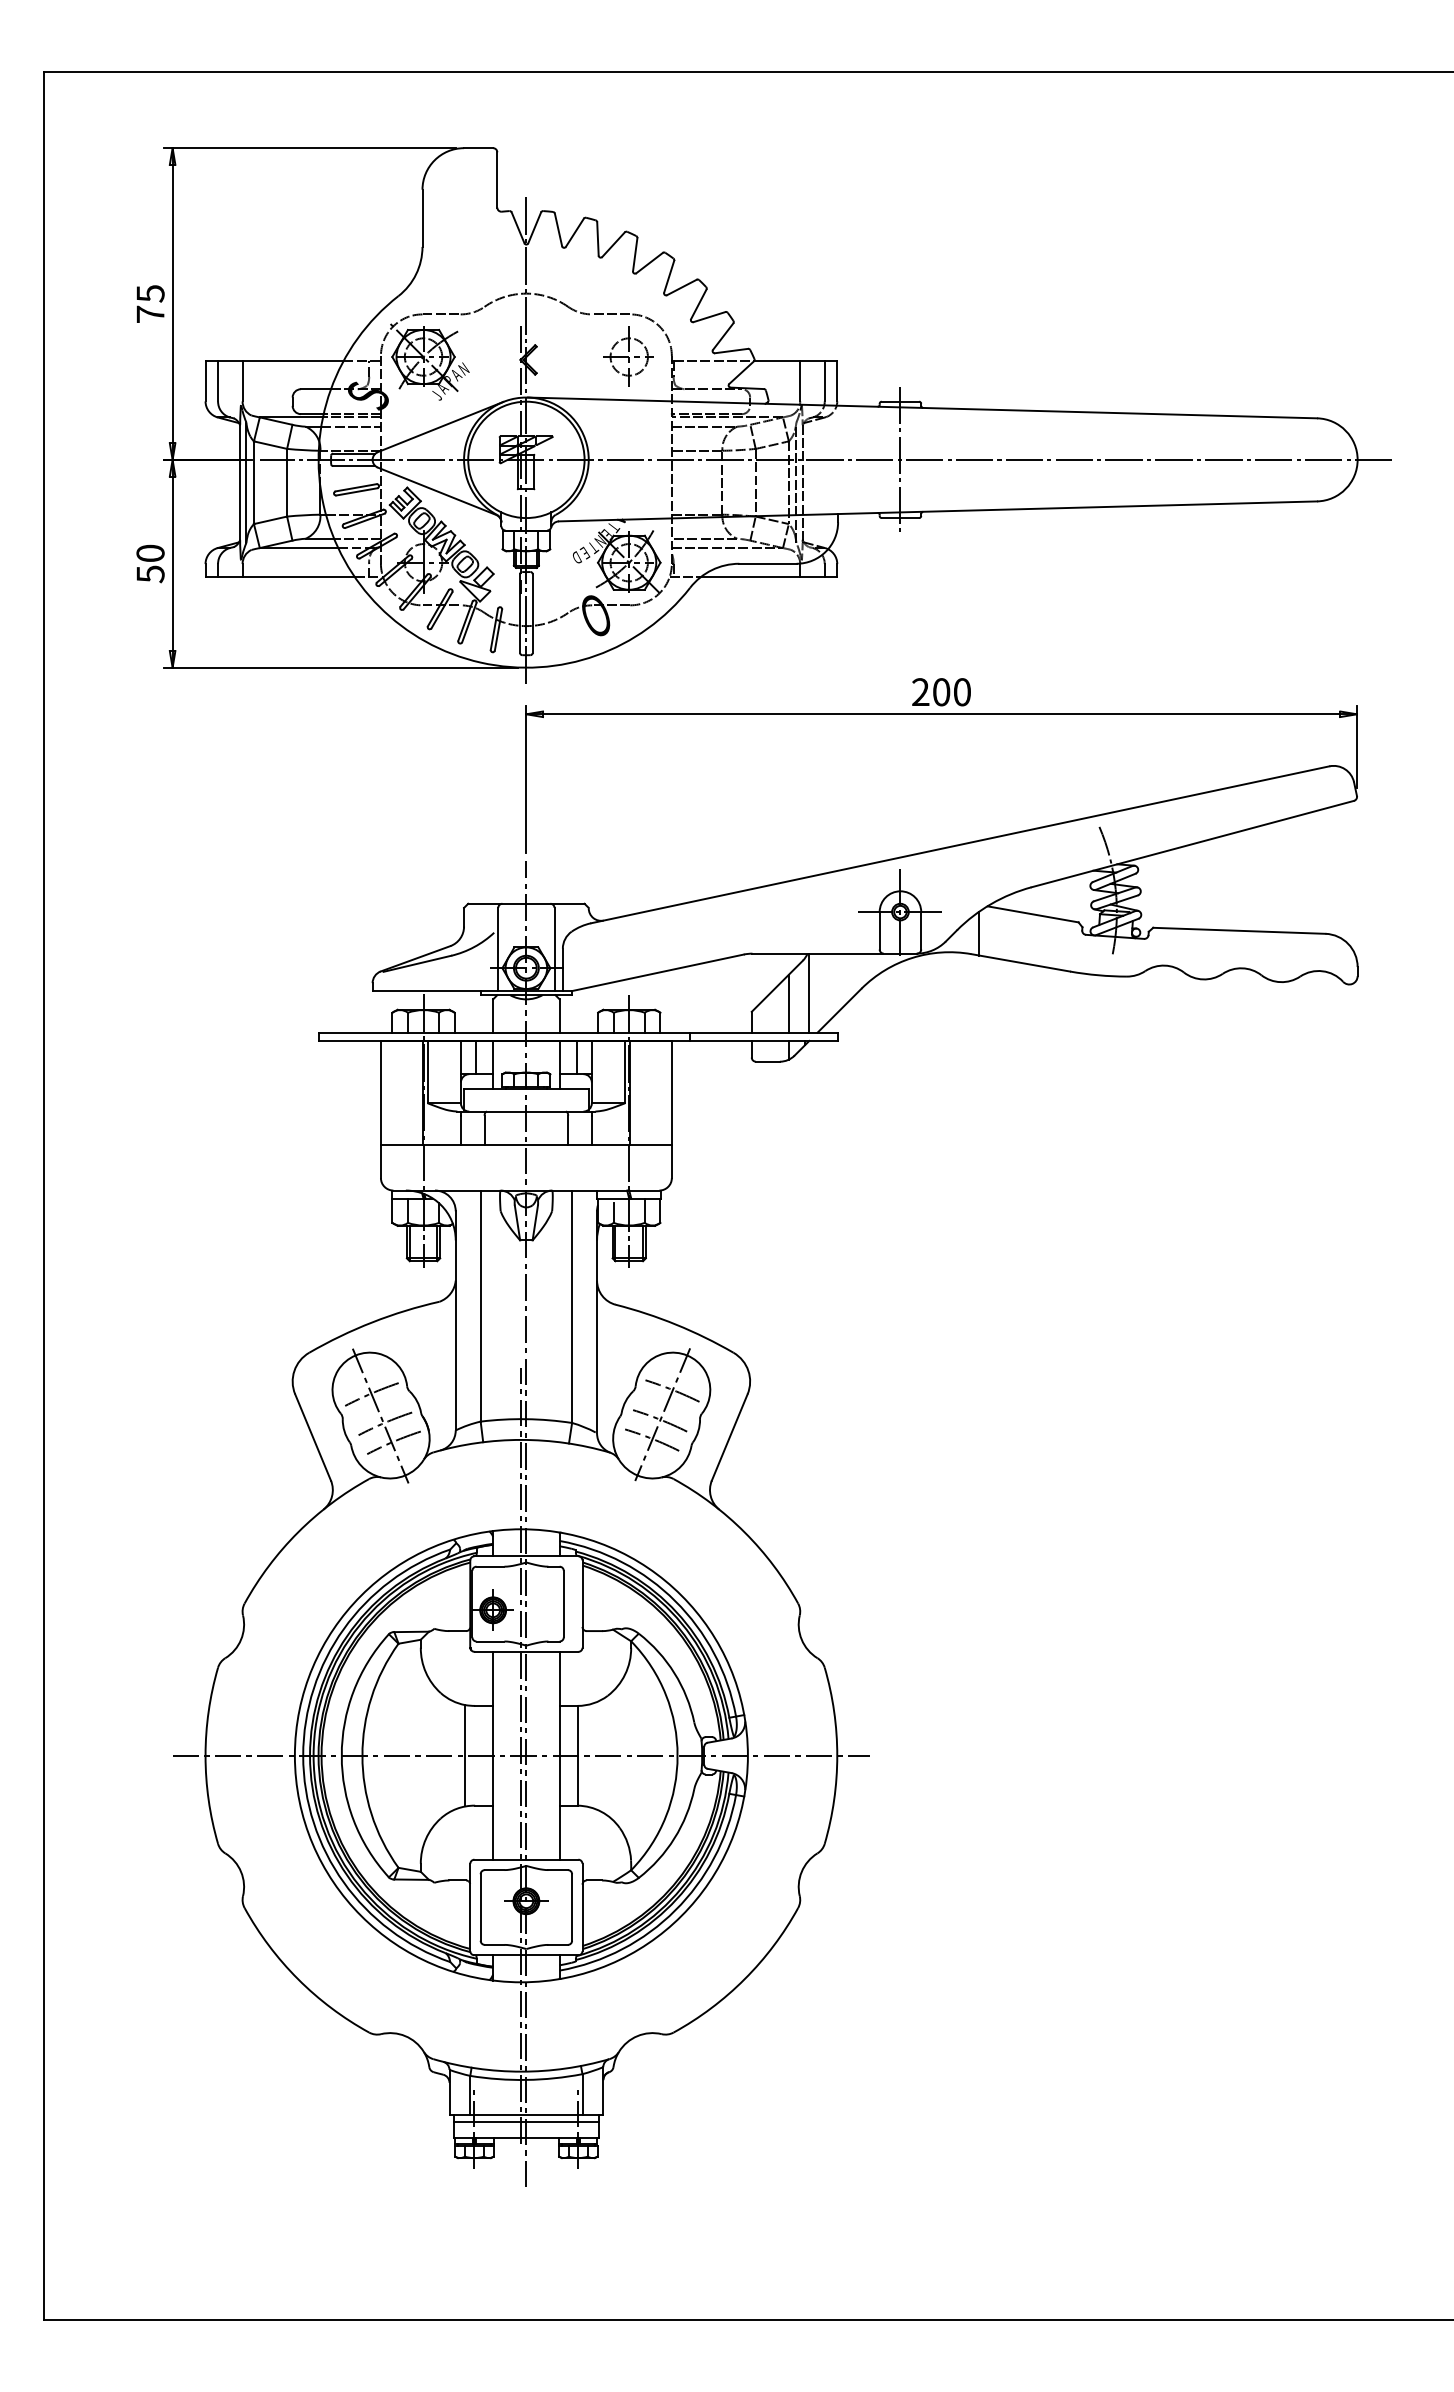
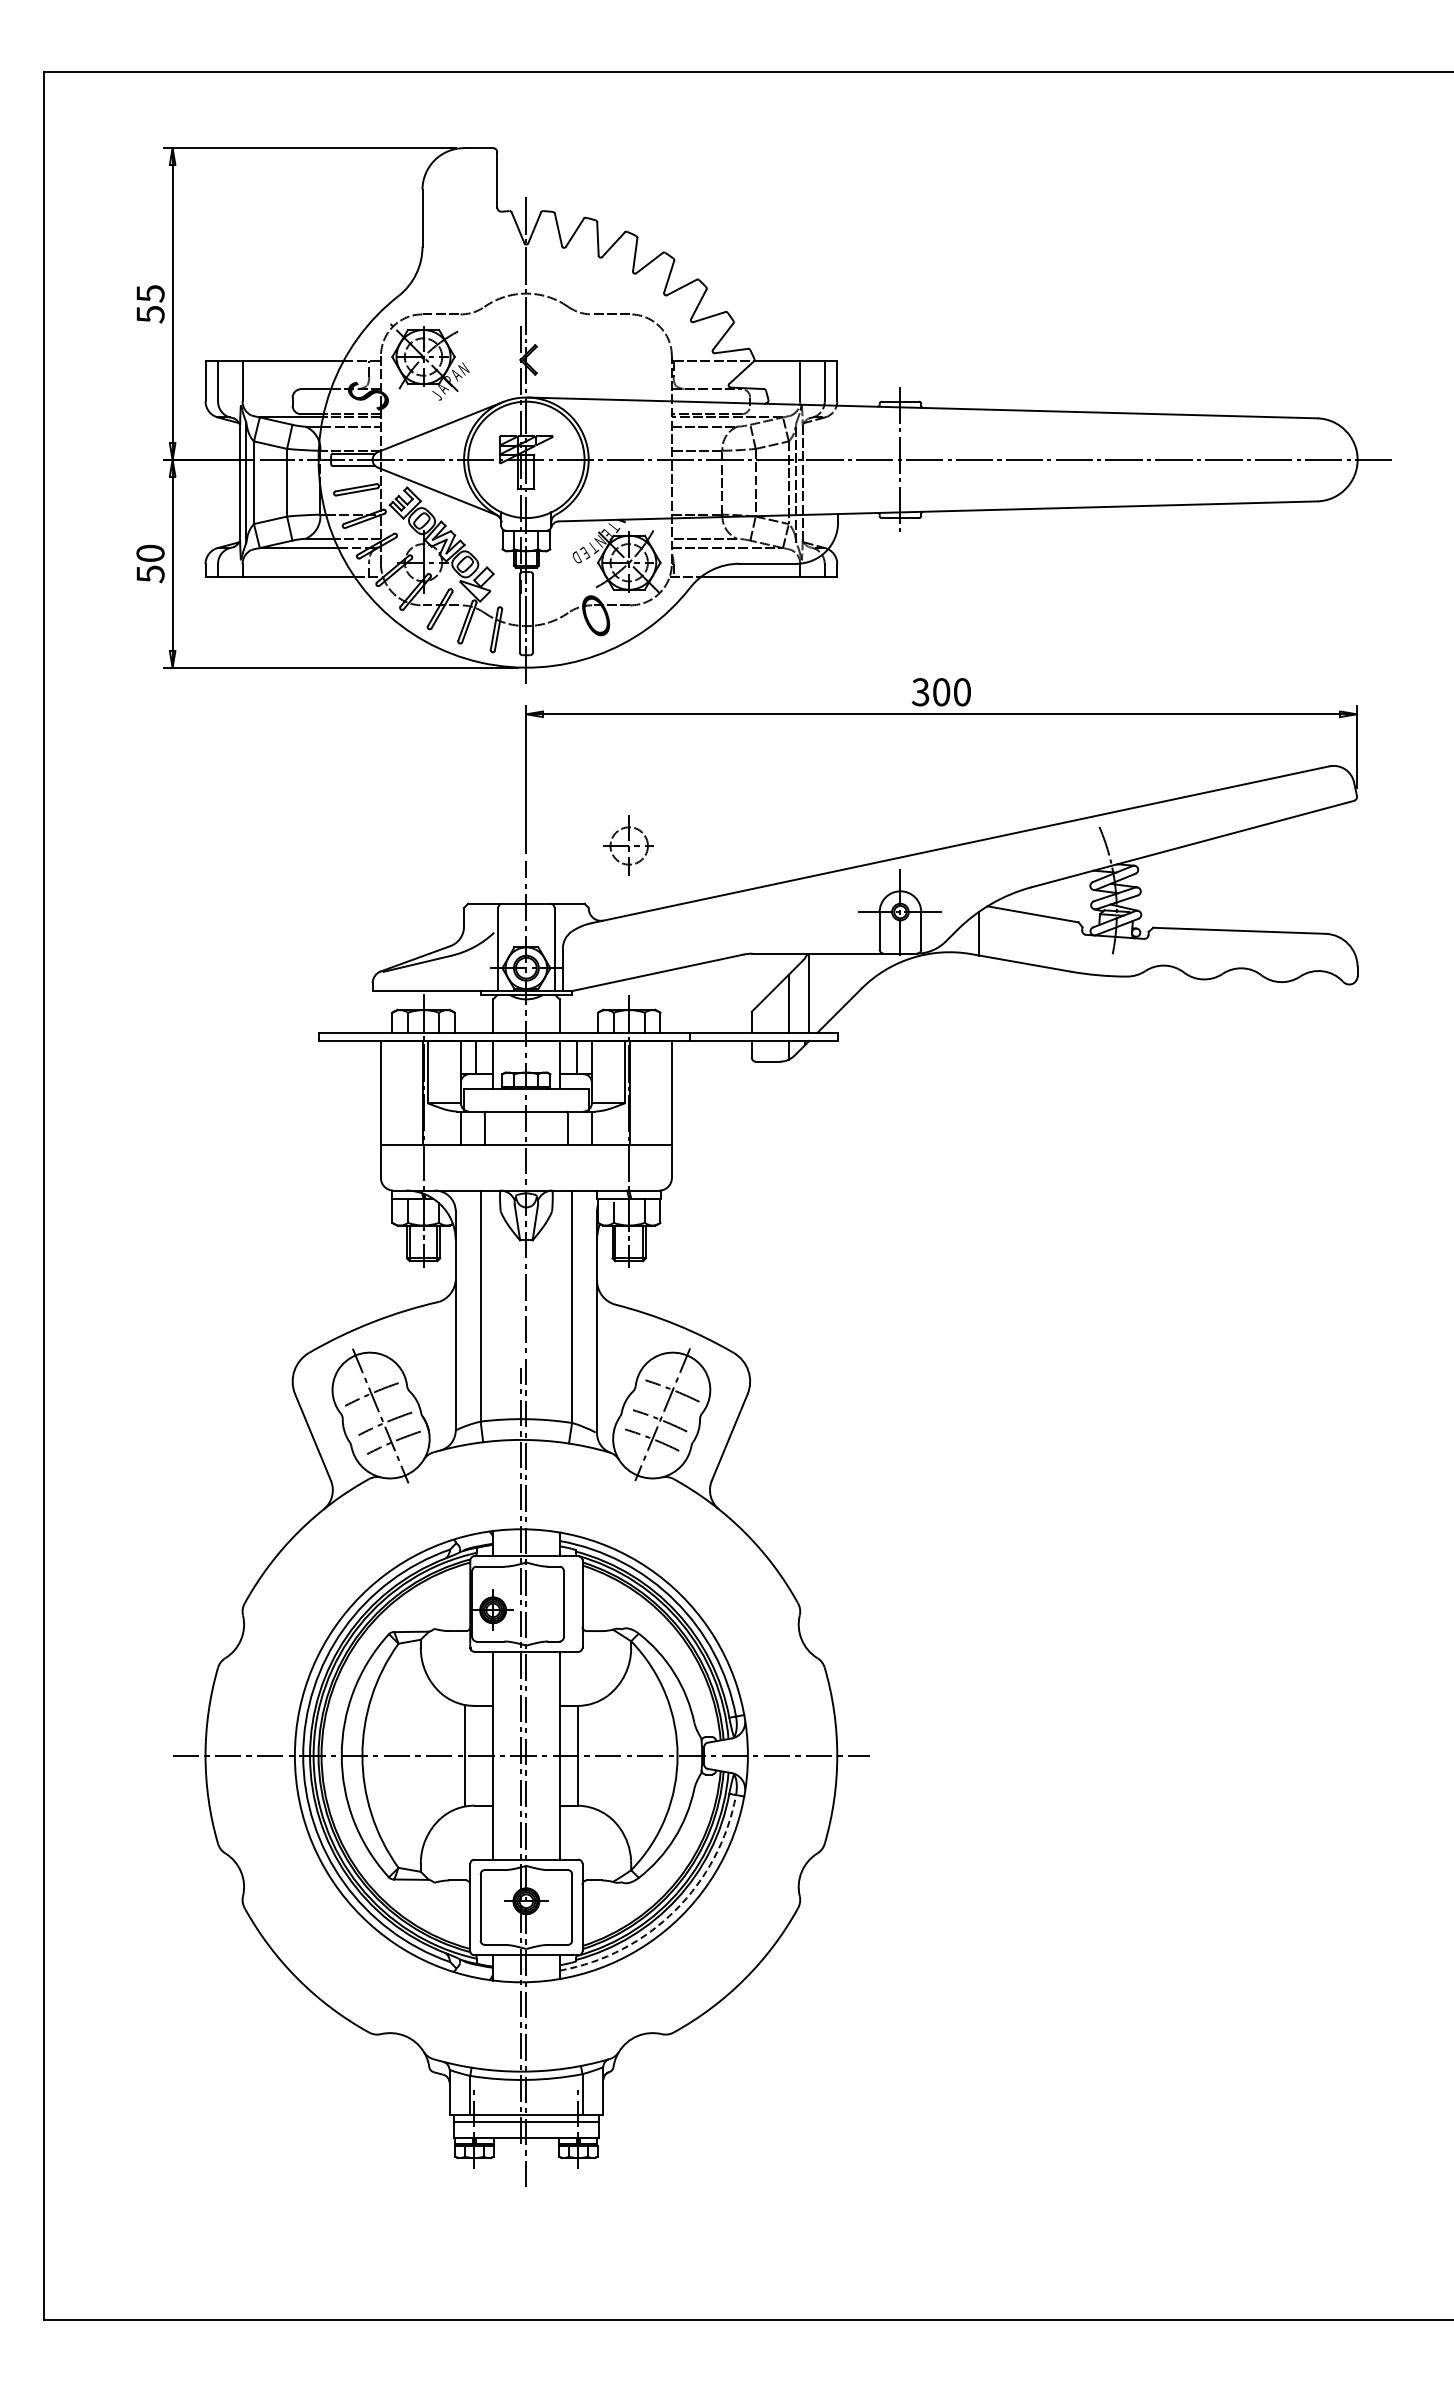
text: 75 -> 55 (150, 314)
part position: (628, 356) -> (628, 845) (628, 845)
text: 200 -> 300 (920, 692)
arc: solid -> dashed (675, 1910)
